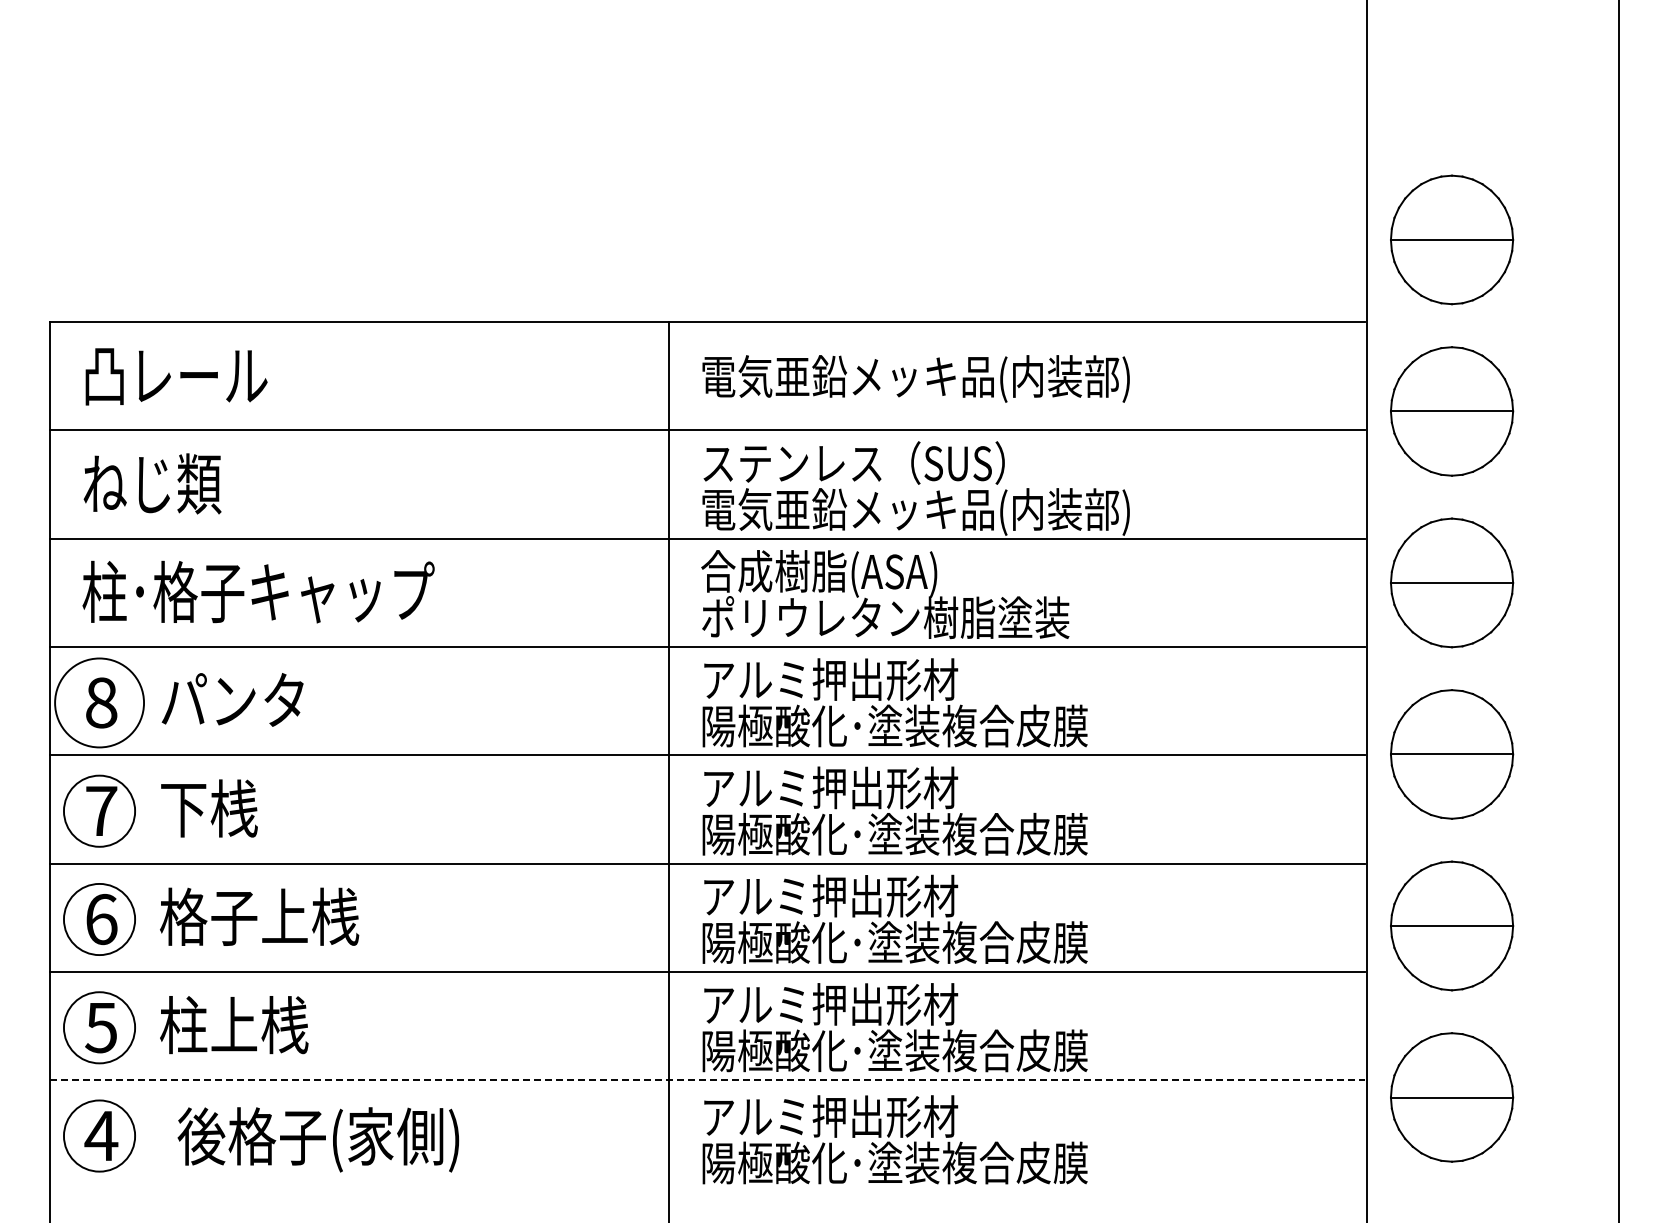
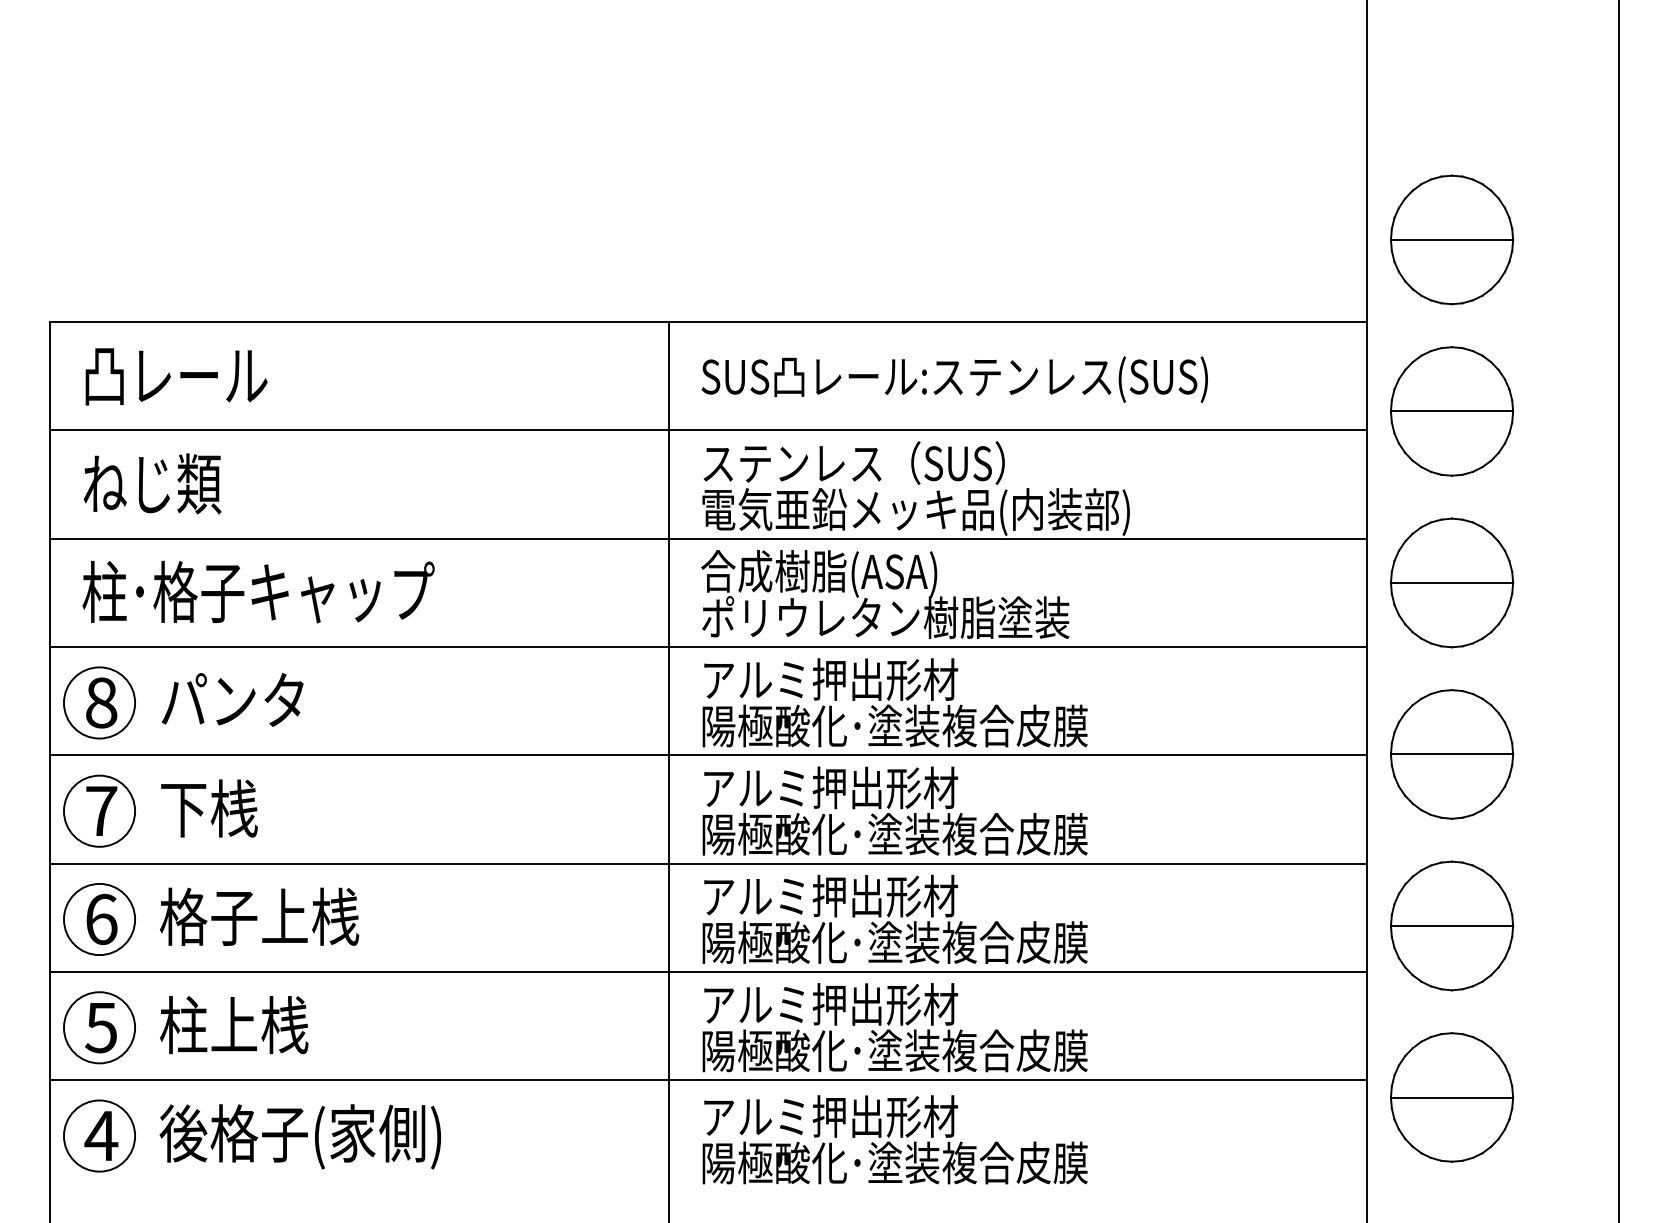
text: 電気亜鉛メッキ品(内装部) -> SUS凸レール:ステンレス(SUS) (954, 378)
circle diameter: 89 px -> 71 px (99, 702)
line: dashed -> solid (707, 1080)
text position: (318, 1139) -> (300, 1136) (300, 1136)
